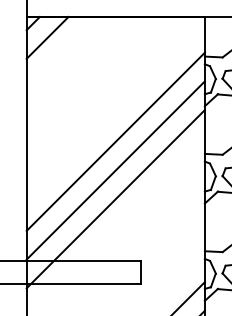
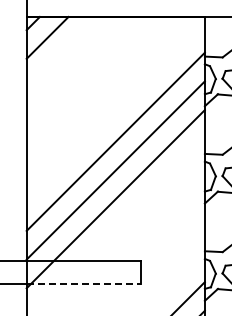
line: solid -> dashed (84, 283)
